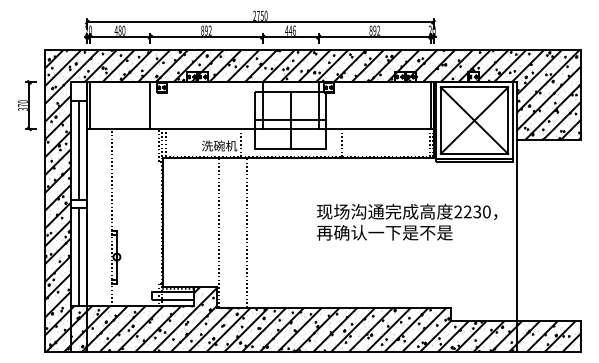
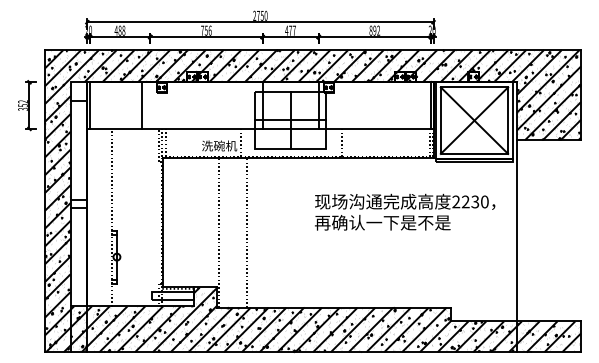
text: 892 -> 756 (206, 30)
text: 446 -> 477 (291, 30)
text: 480 -> 488 (123, 31)
text: 370 -> 352 (22, 103)
line position: (150, 105) -> (142, 105) (142, 105)
line: present -> none (79, 150)
text position: (407, 221) -> (405, 211) (405, 211)
line: present -> none (79, 256)
